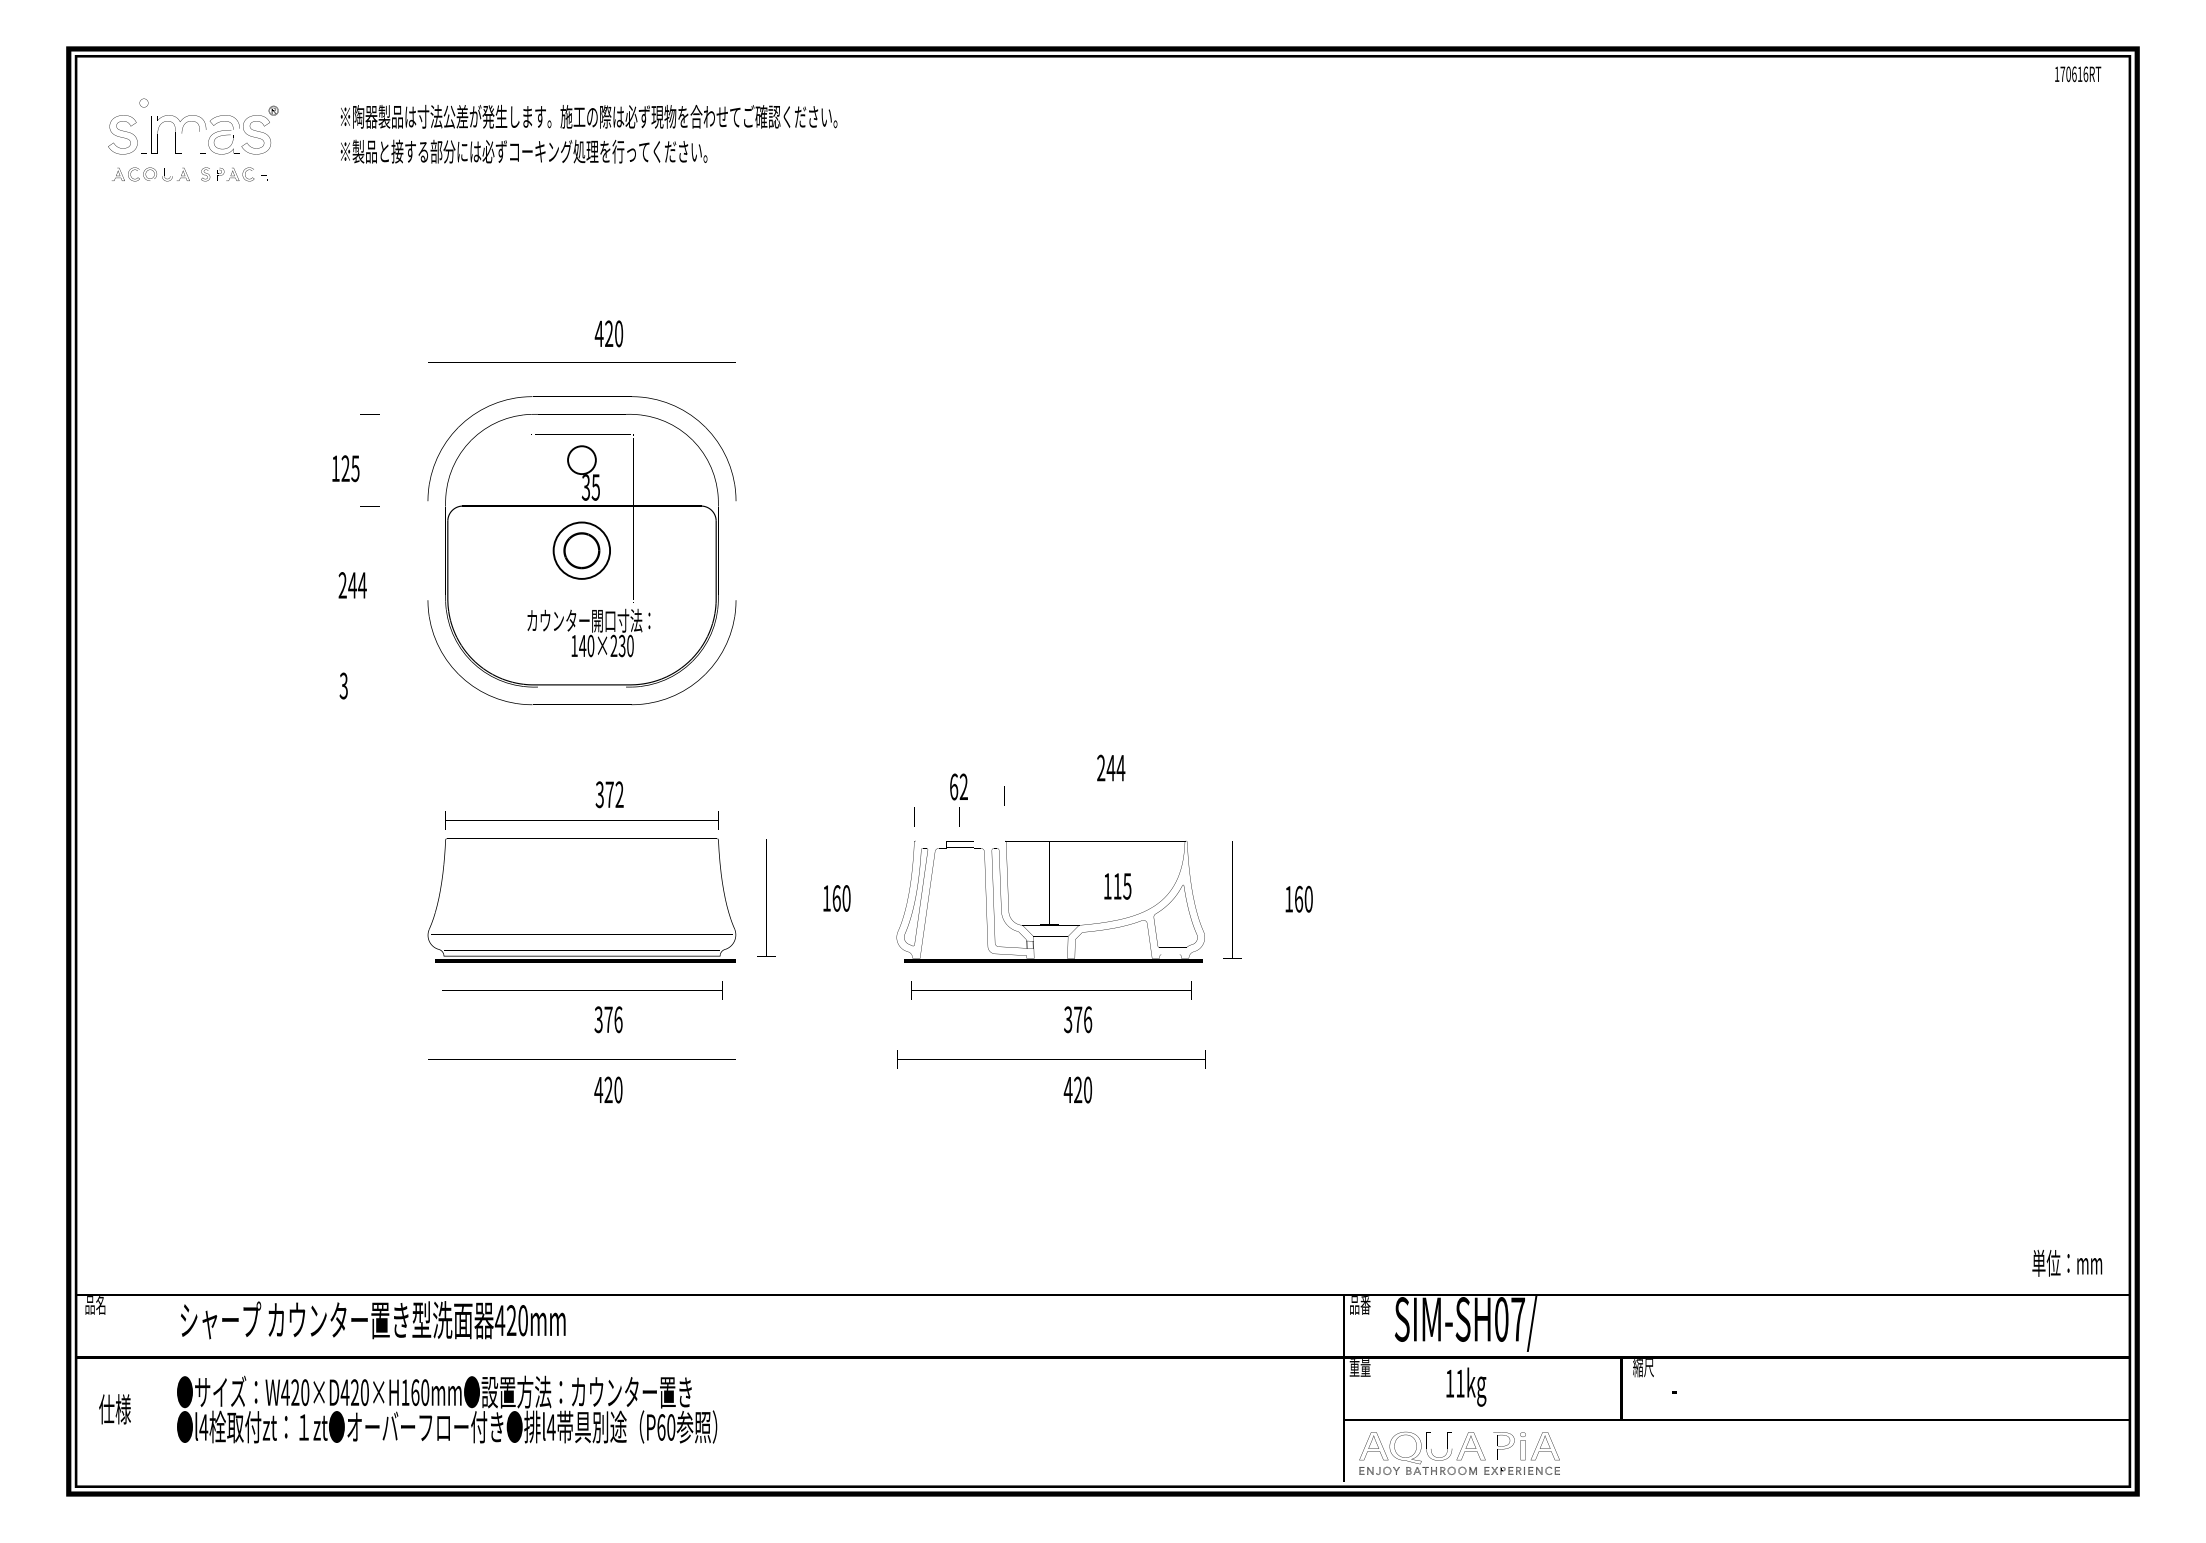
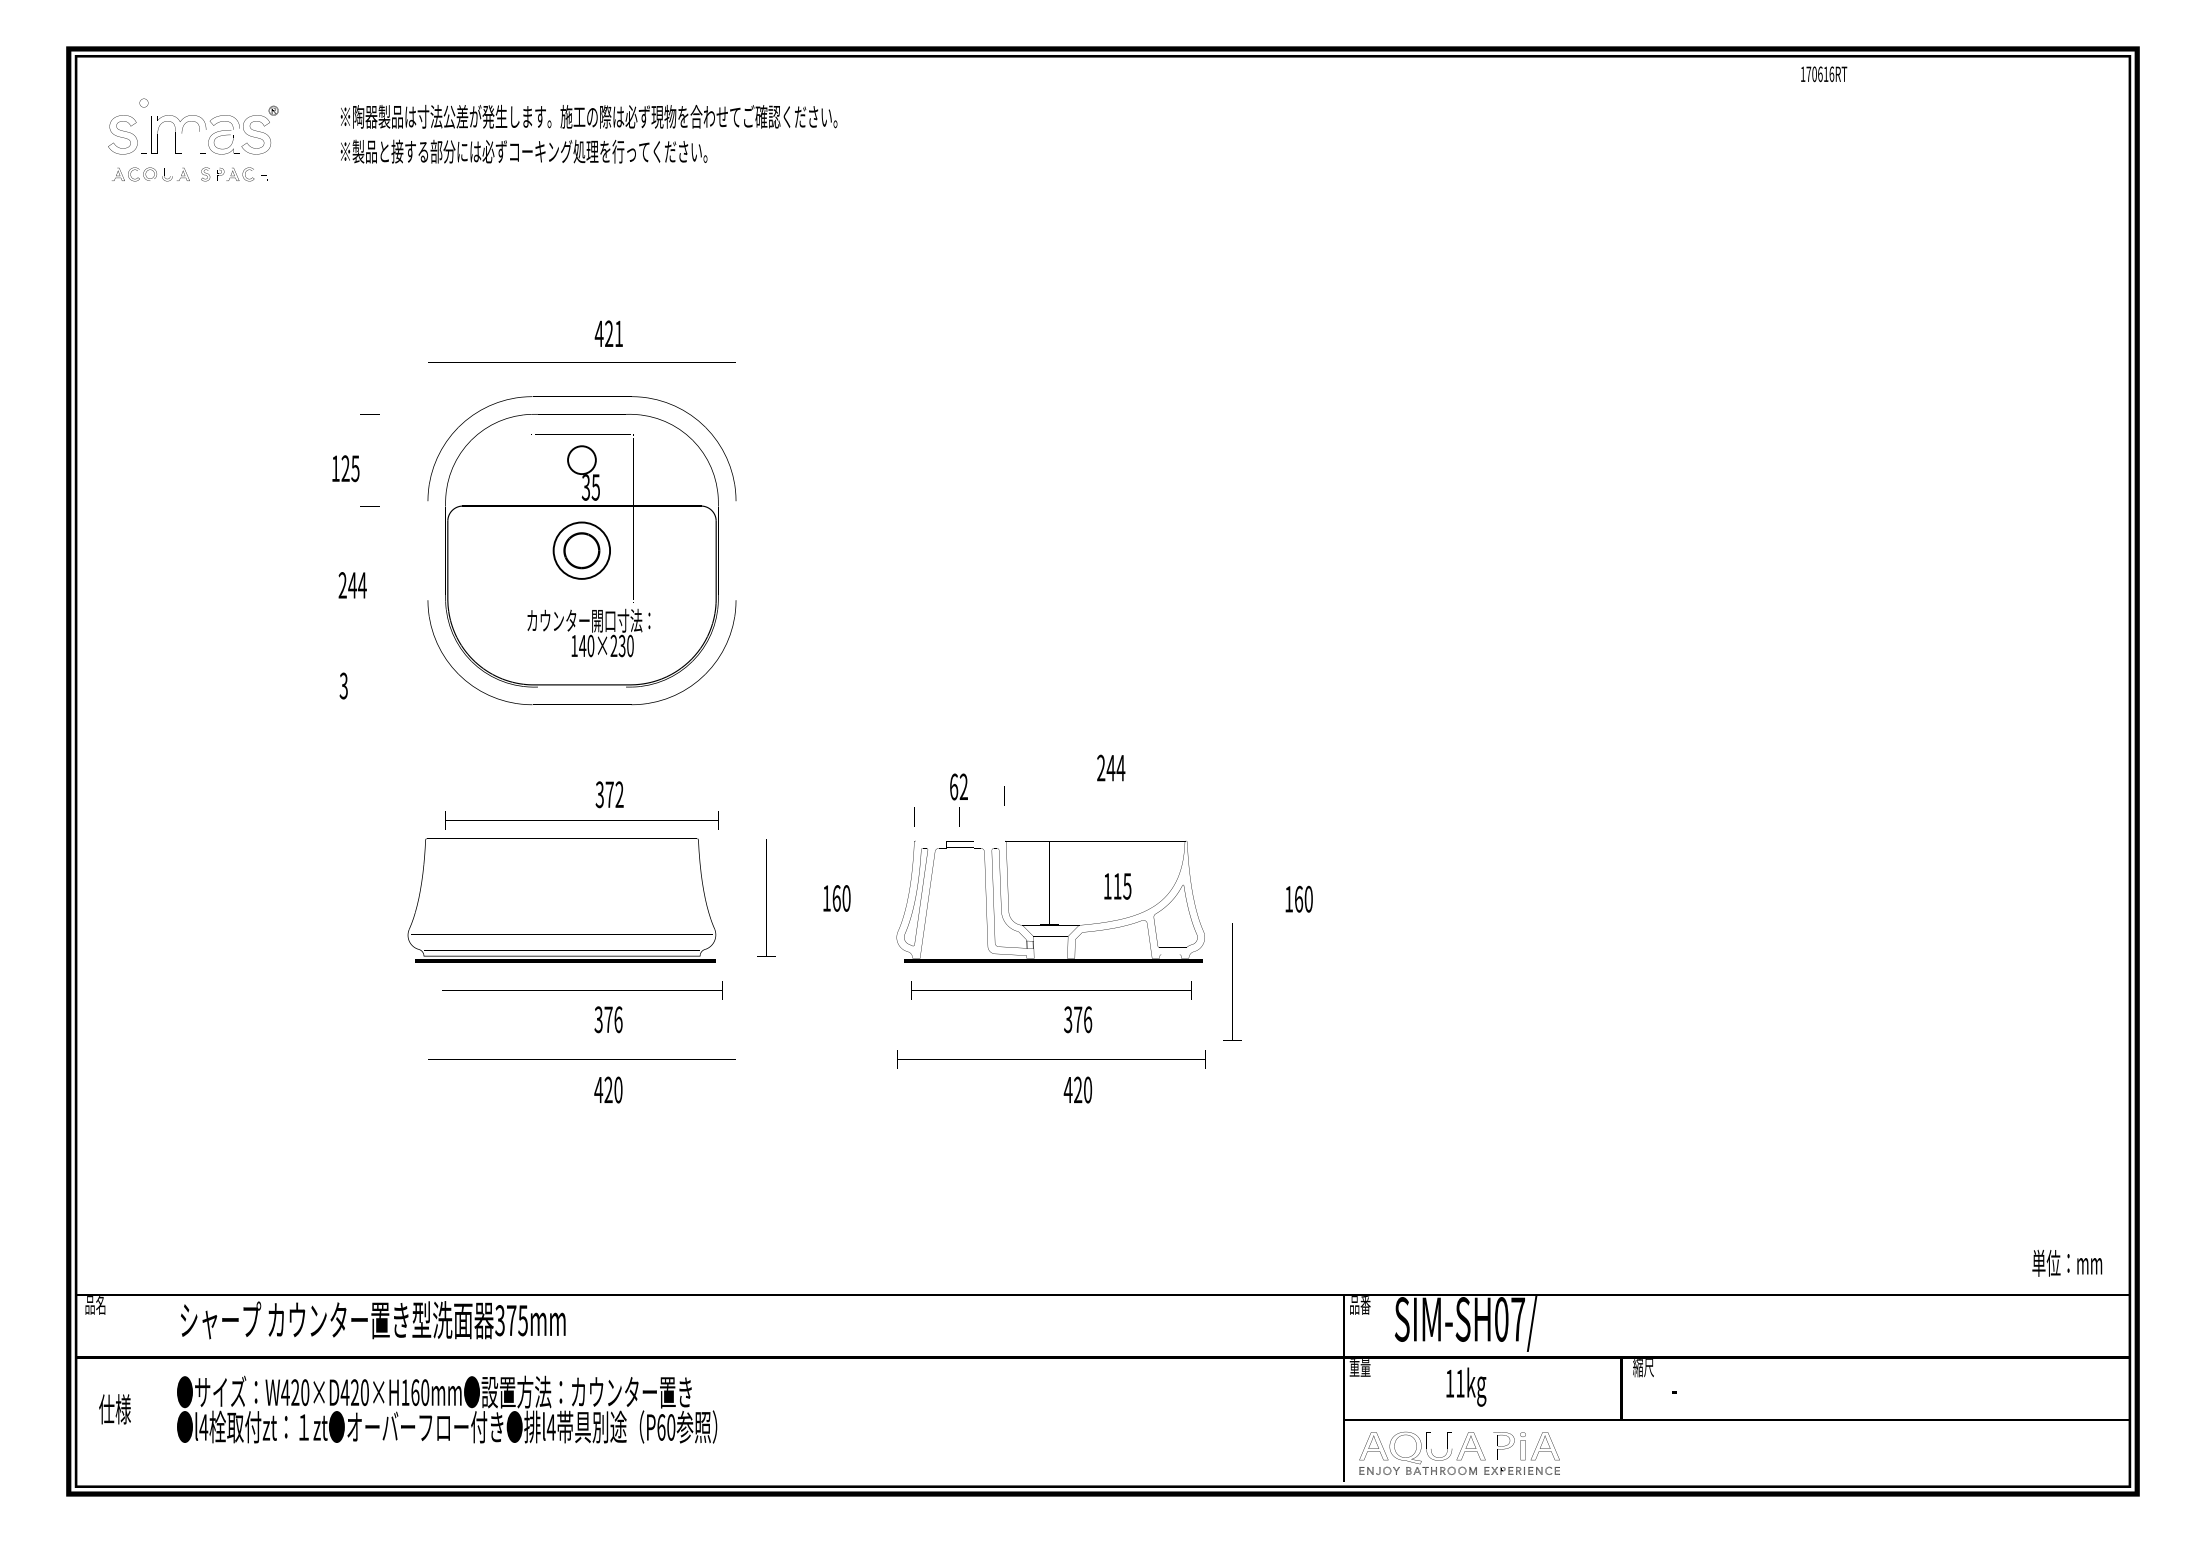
text position: (2078, 74) -> (1824, 74) (1824, 74)
text: 420 -> 421 (619, 333)
part position: (1232, 899) -> (1232, 981) (1232, 981)
part position: (581, 900) -> (561, 900) (561, 900)
text: 420mm -> 375mm (510, 1320)
